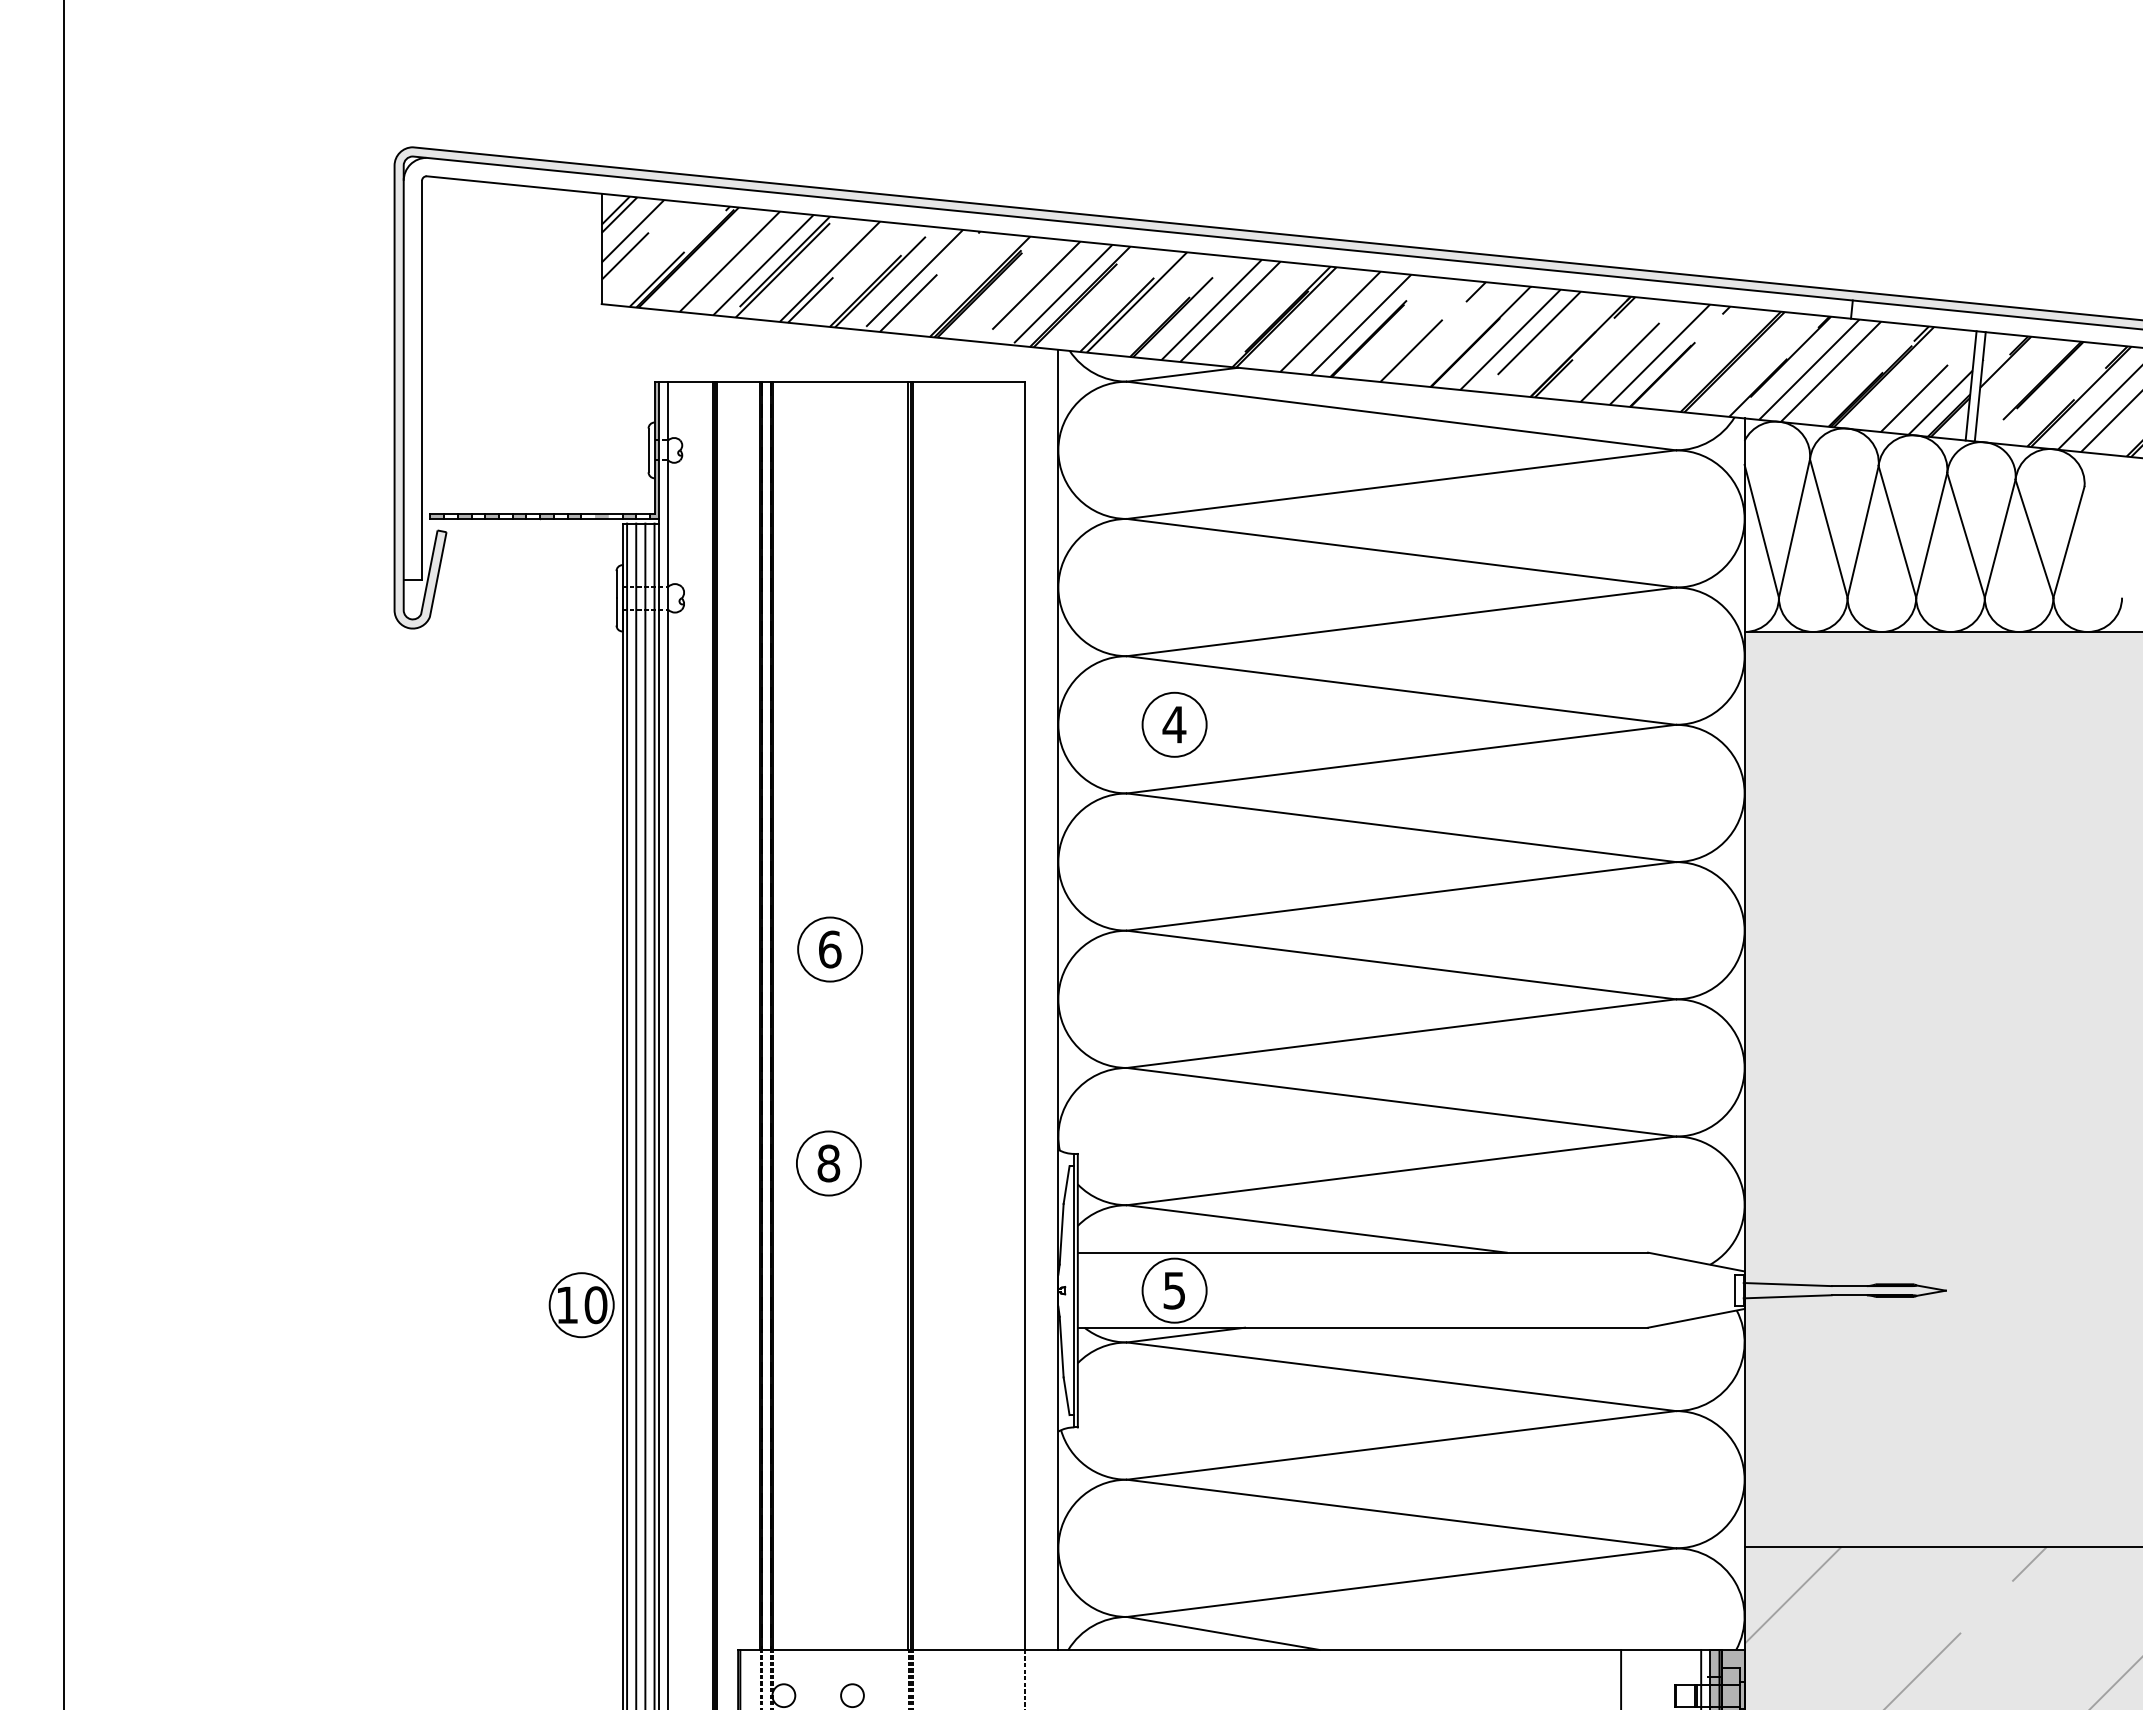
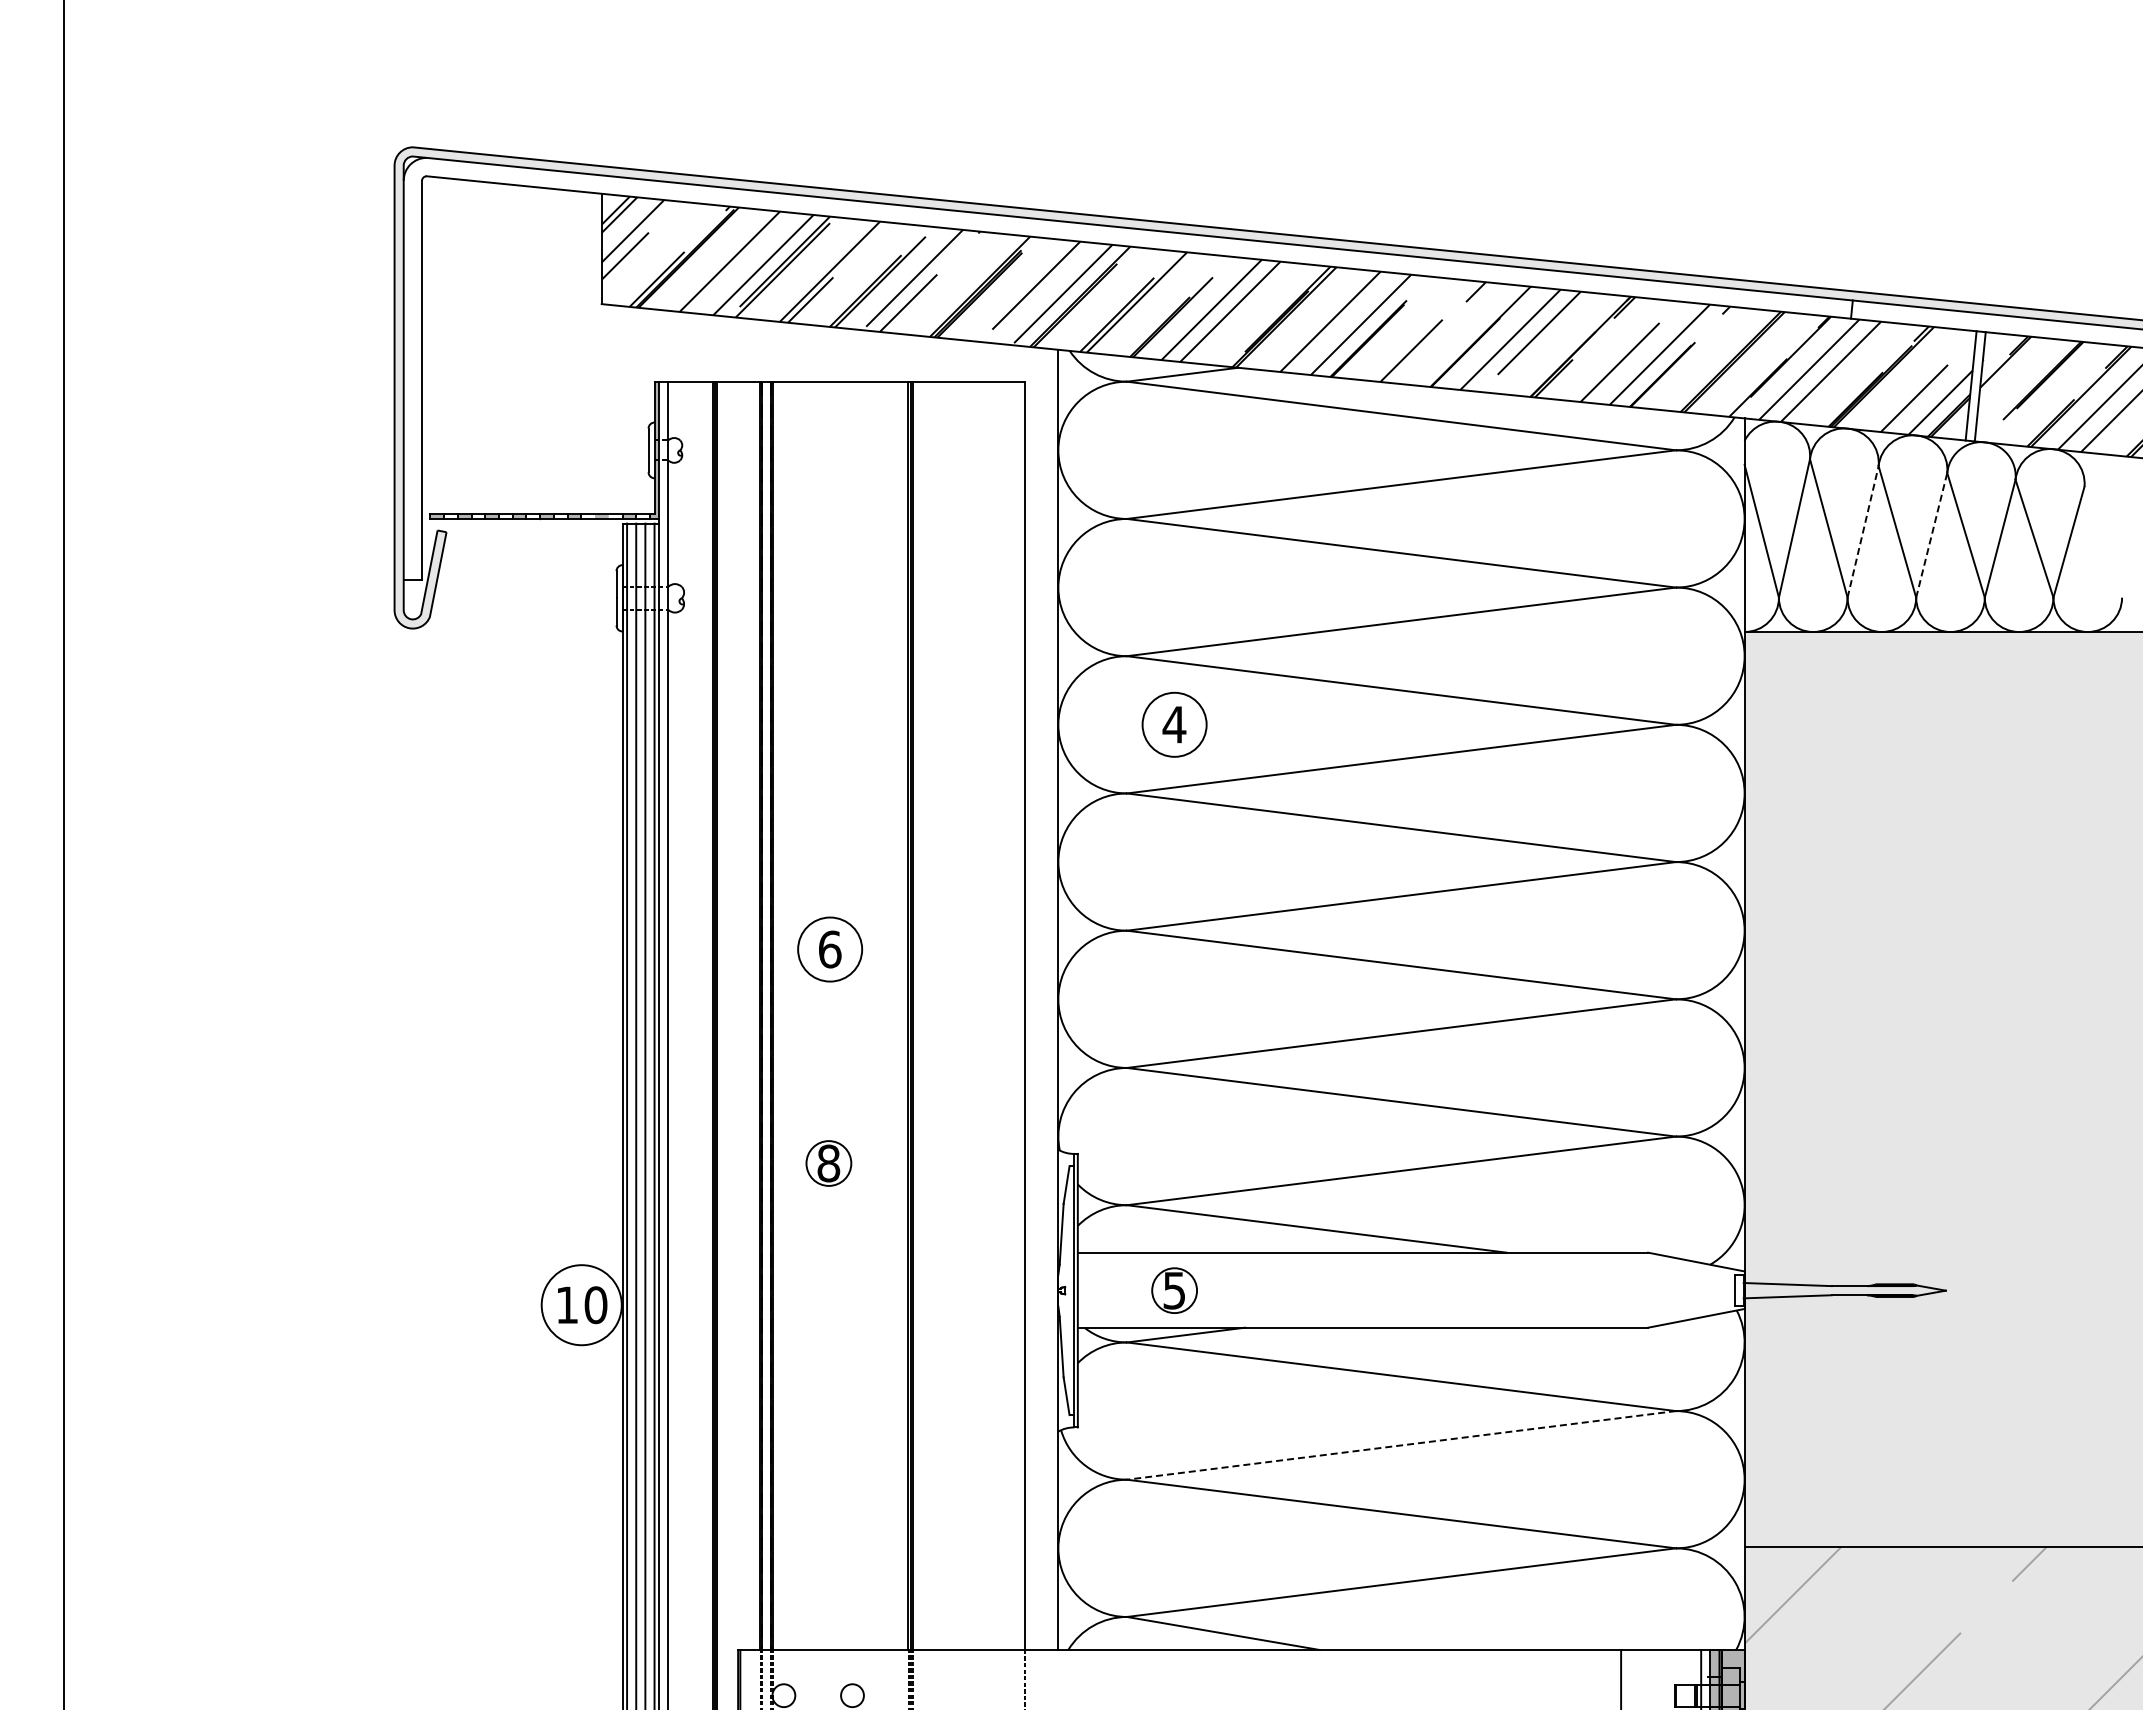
line: solid -> dashed (1863, 531)
line: solid -> dashed (1931, 534)
circle diameter: 64 px -> 45 px (828, 1163)
circle diameter: 64 px -> 45 px (1174, 1290)
circle diameter: 64 px -> 80 px (581, 1305)
line: solid -> dashed (1401, 1445)
